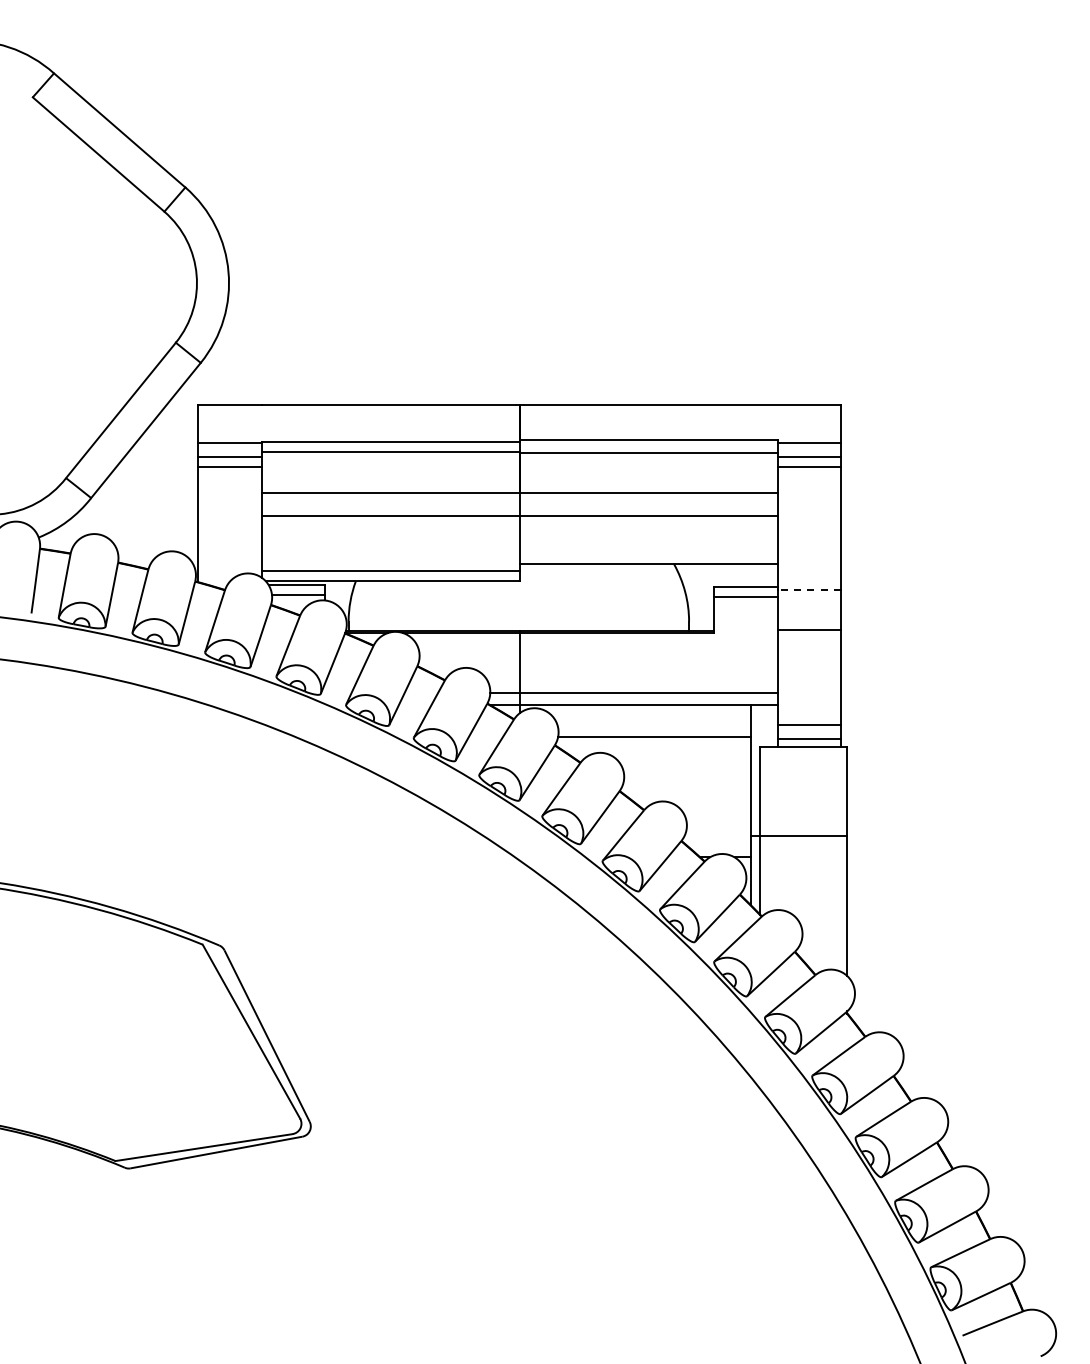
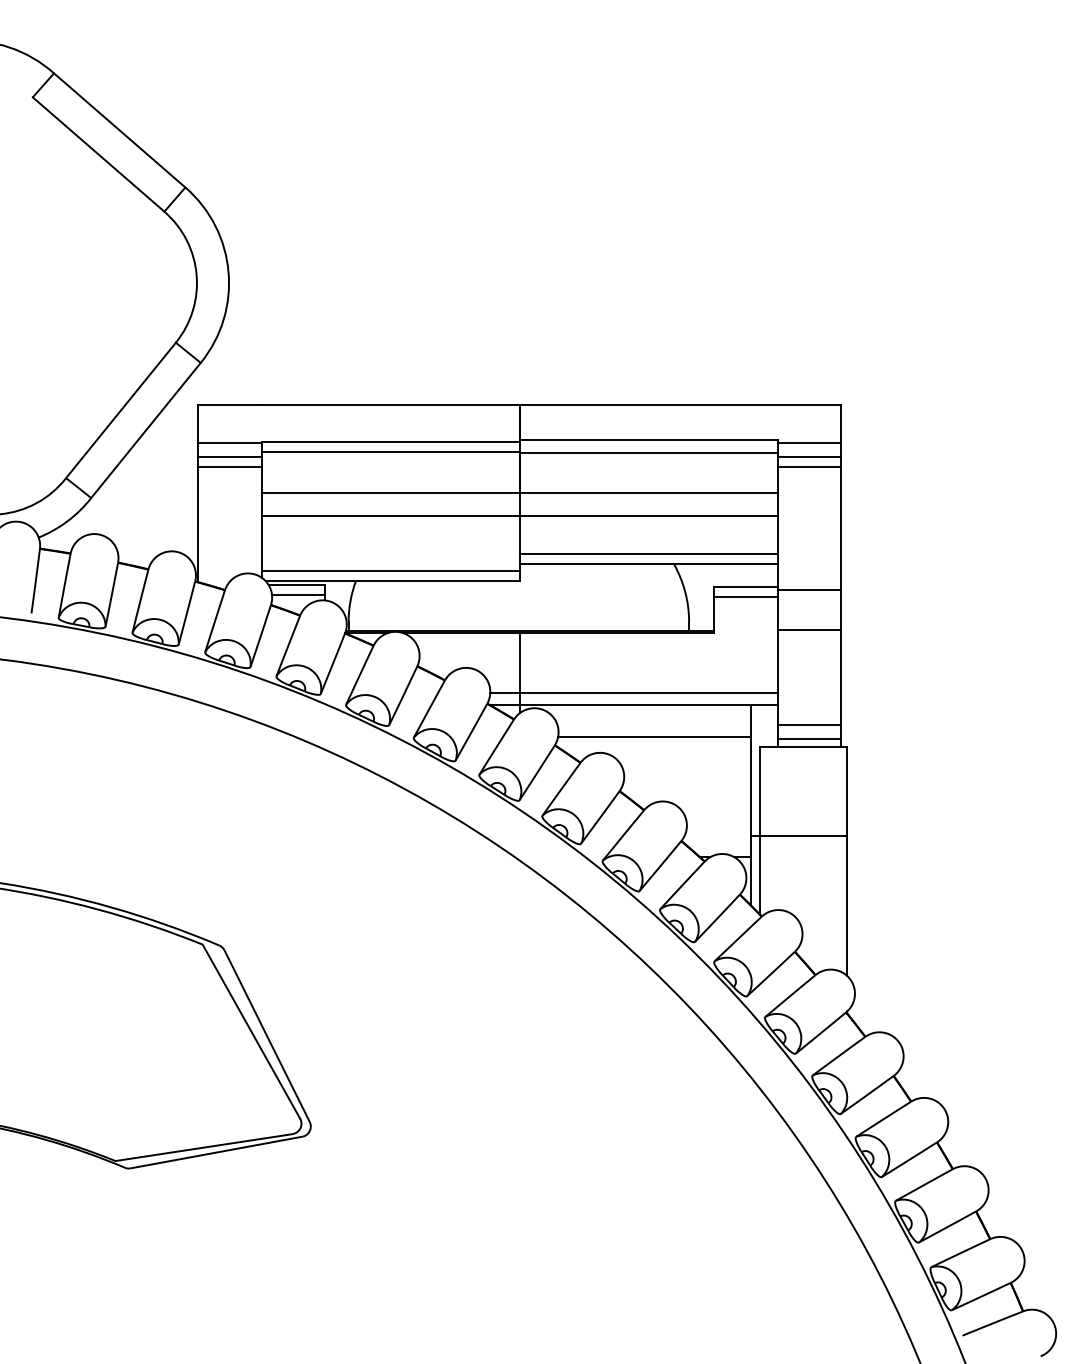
line: none -> present (648, 553)
line: dashed -> solid (809, 589)
